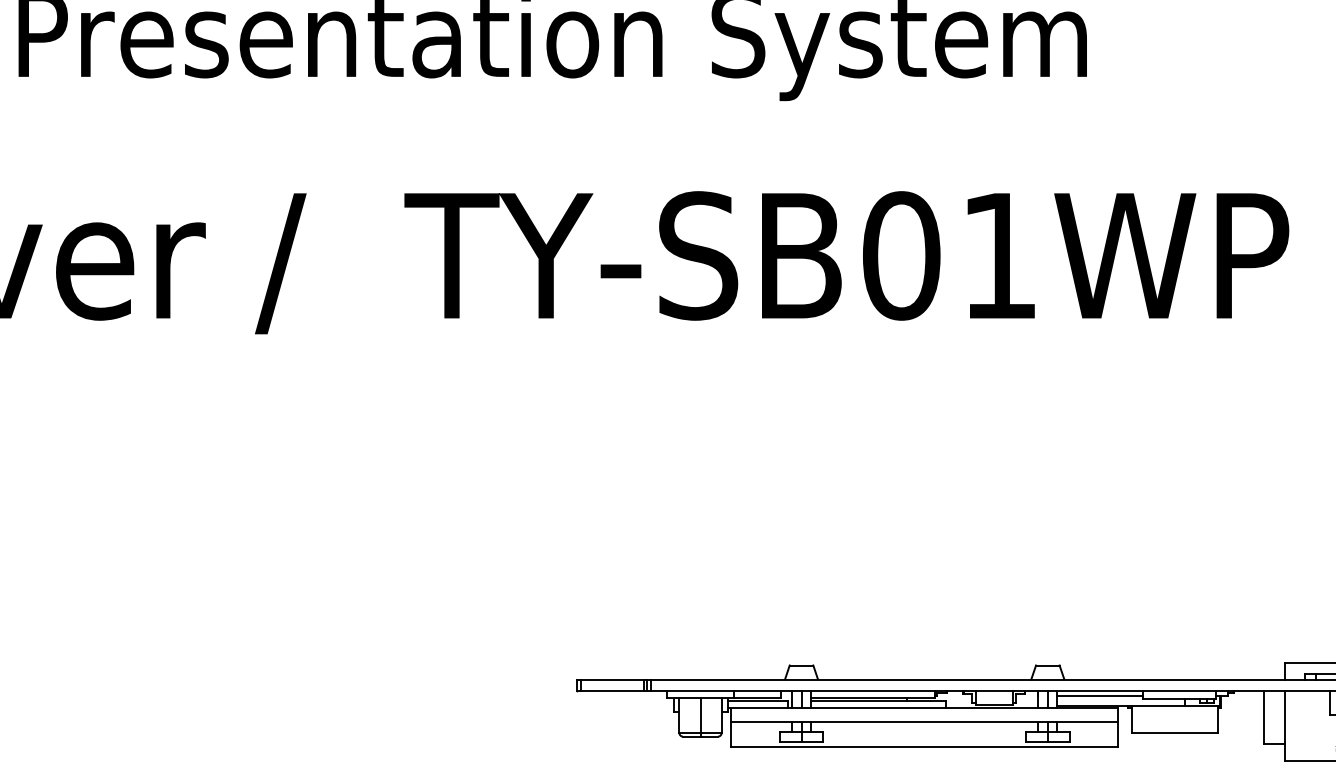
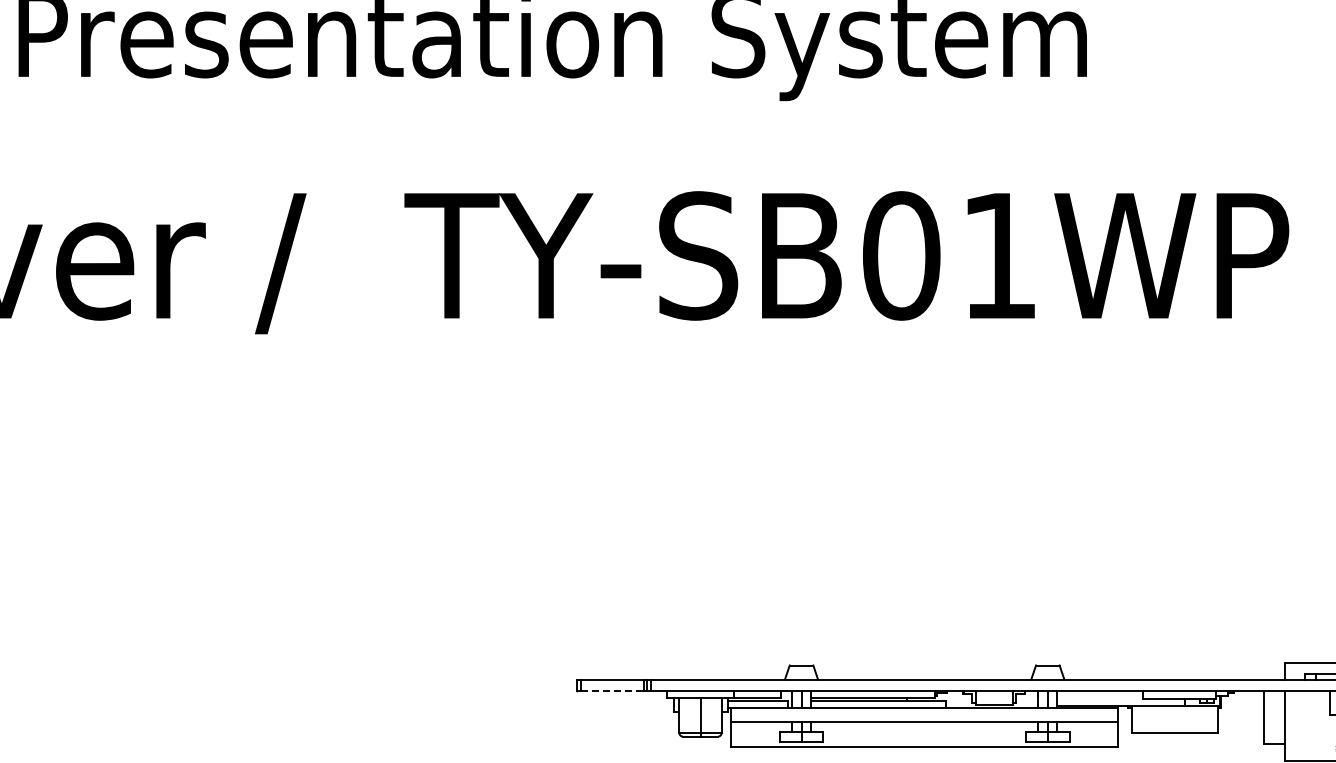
line: solid -> dashed (612, 690)
line: present -> none (1100, 696)
